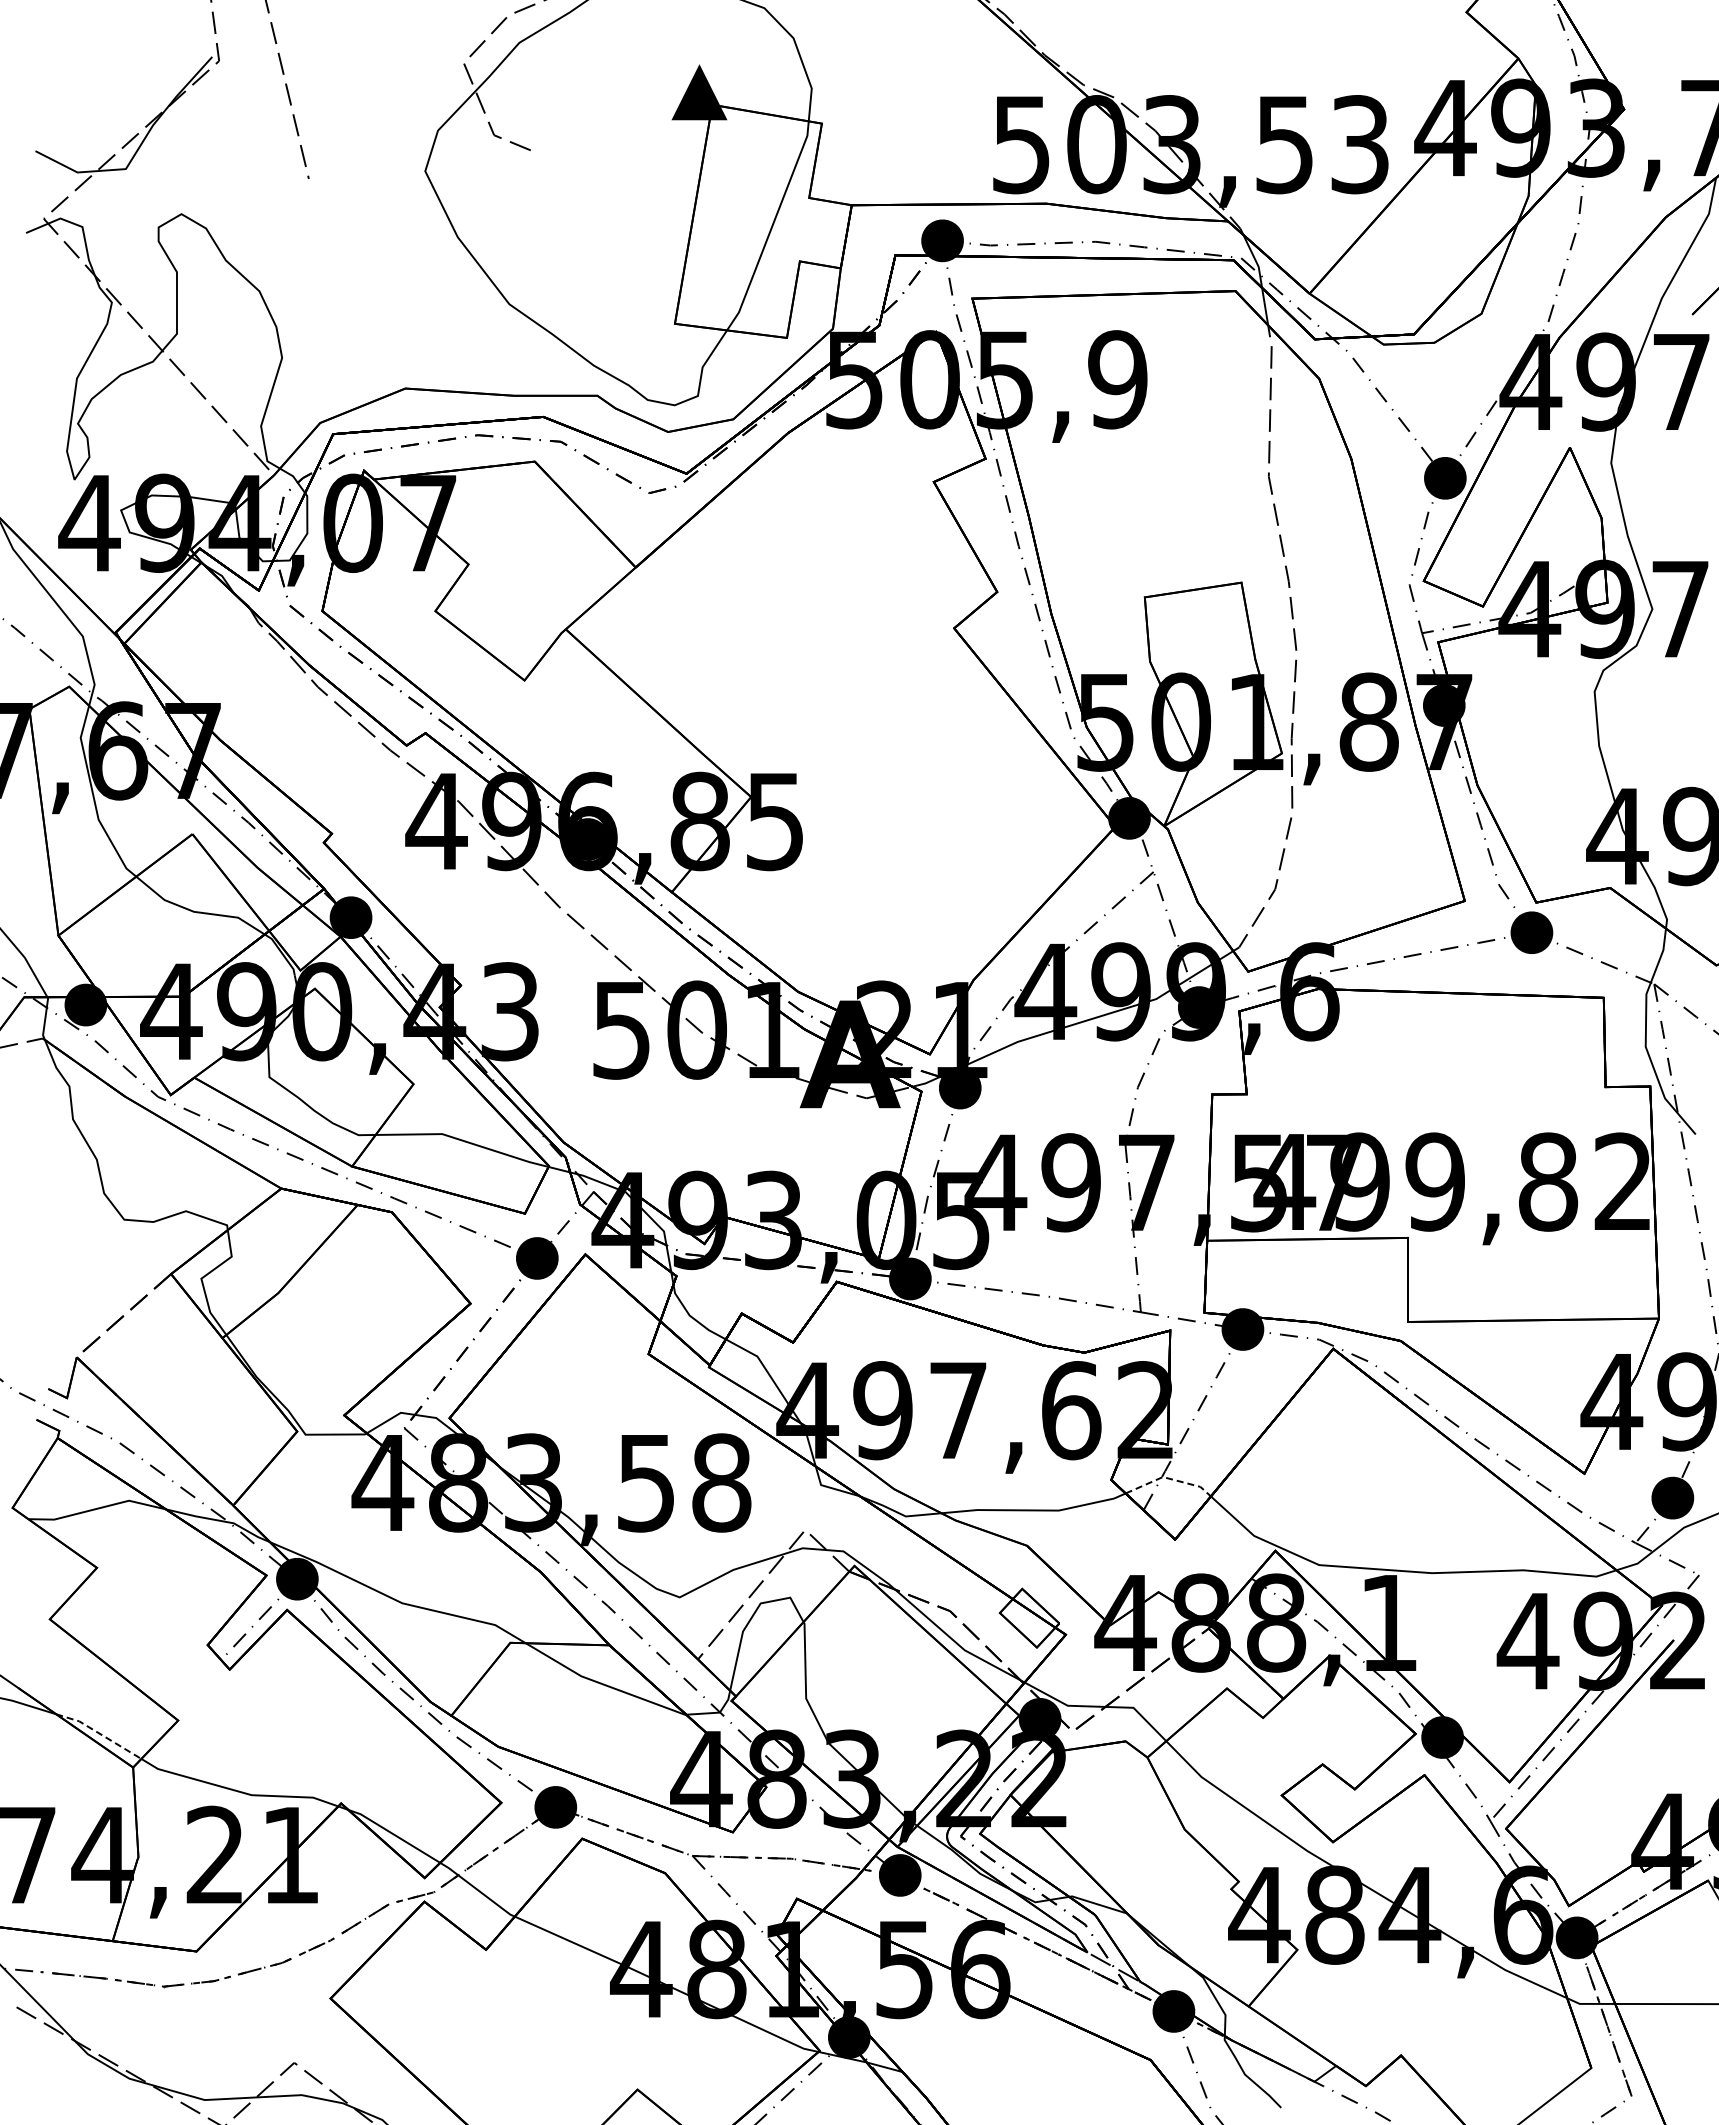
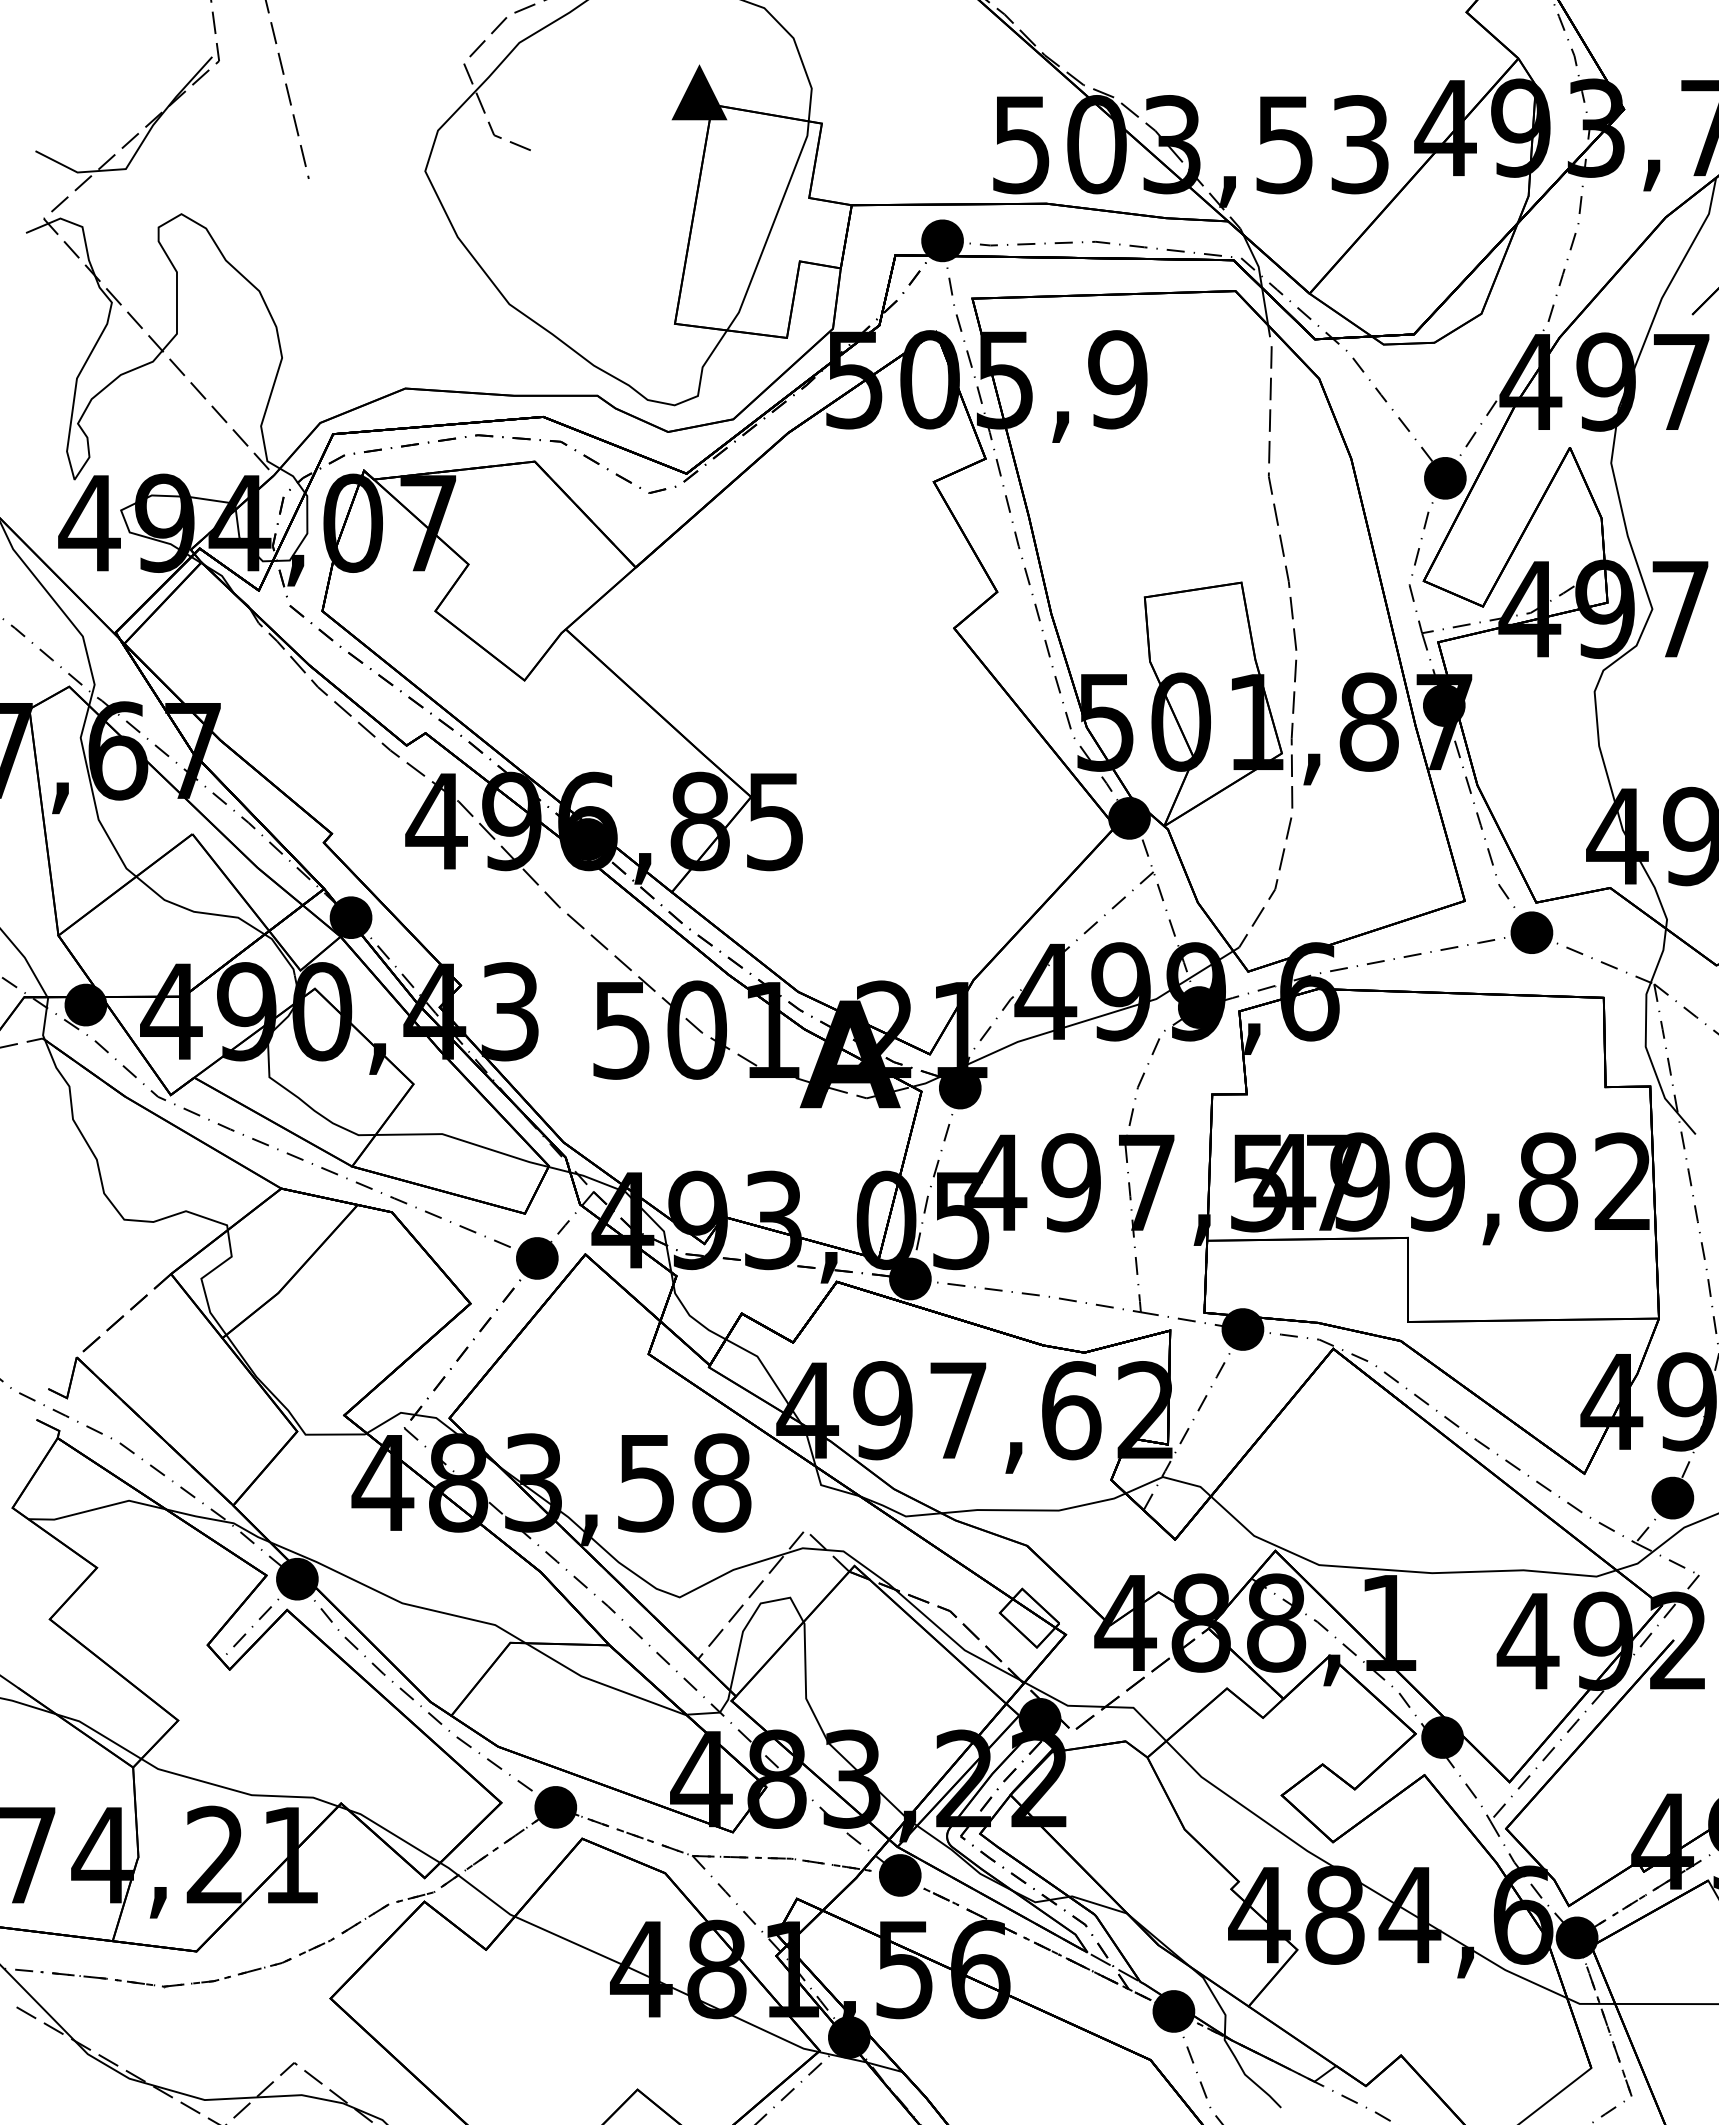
line: dashed -> solid (1169, 1478)
line: dashed -> solid (99, 1733)
